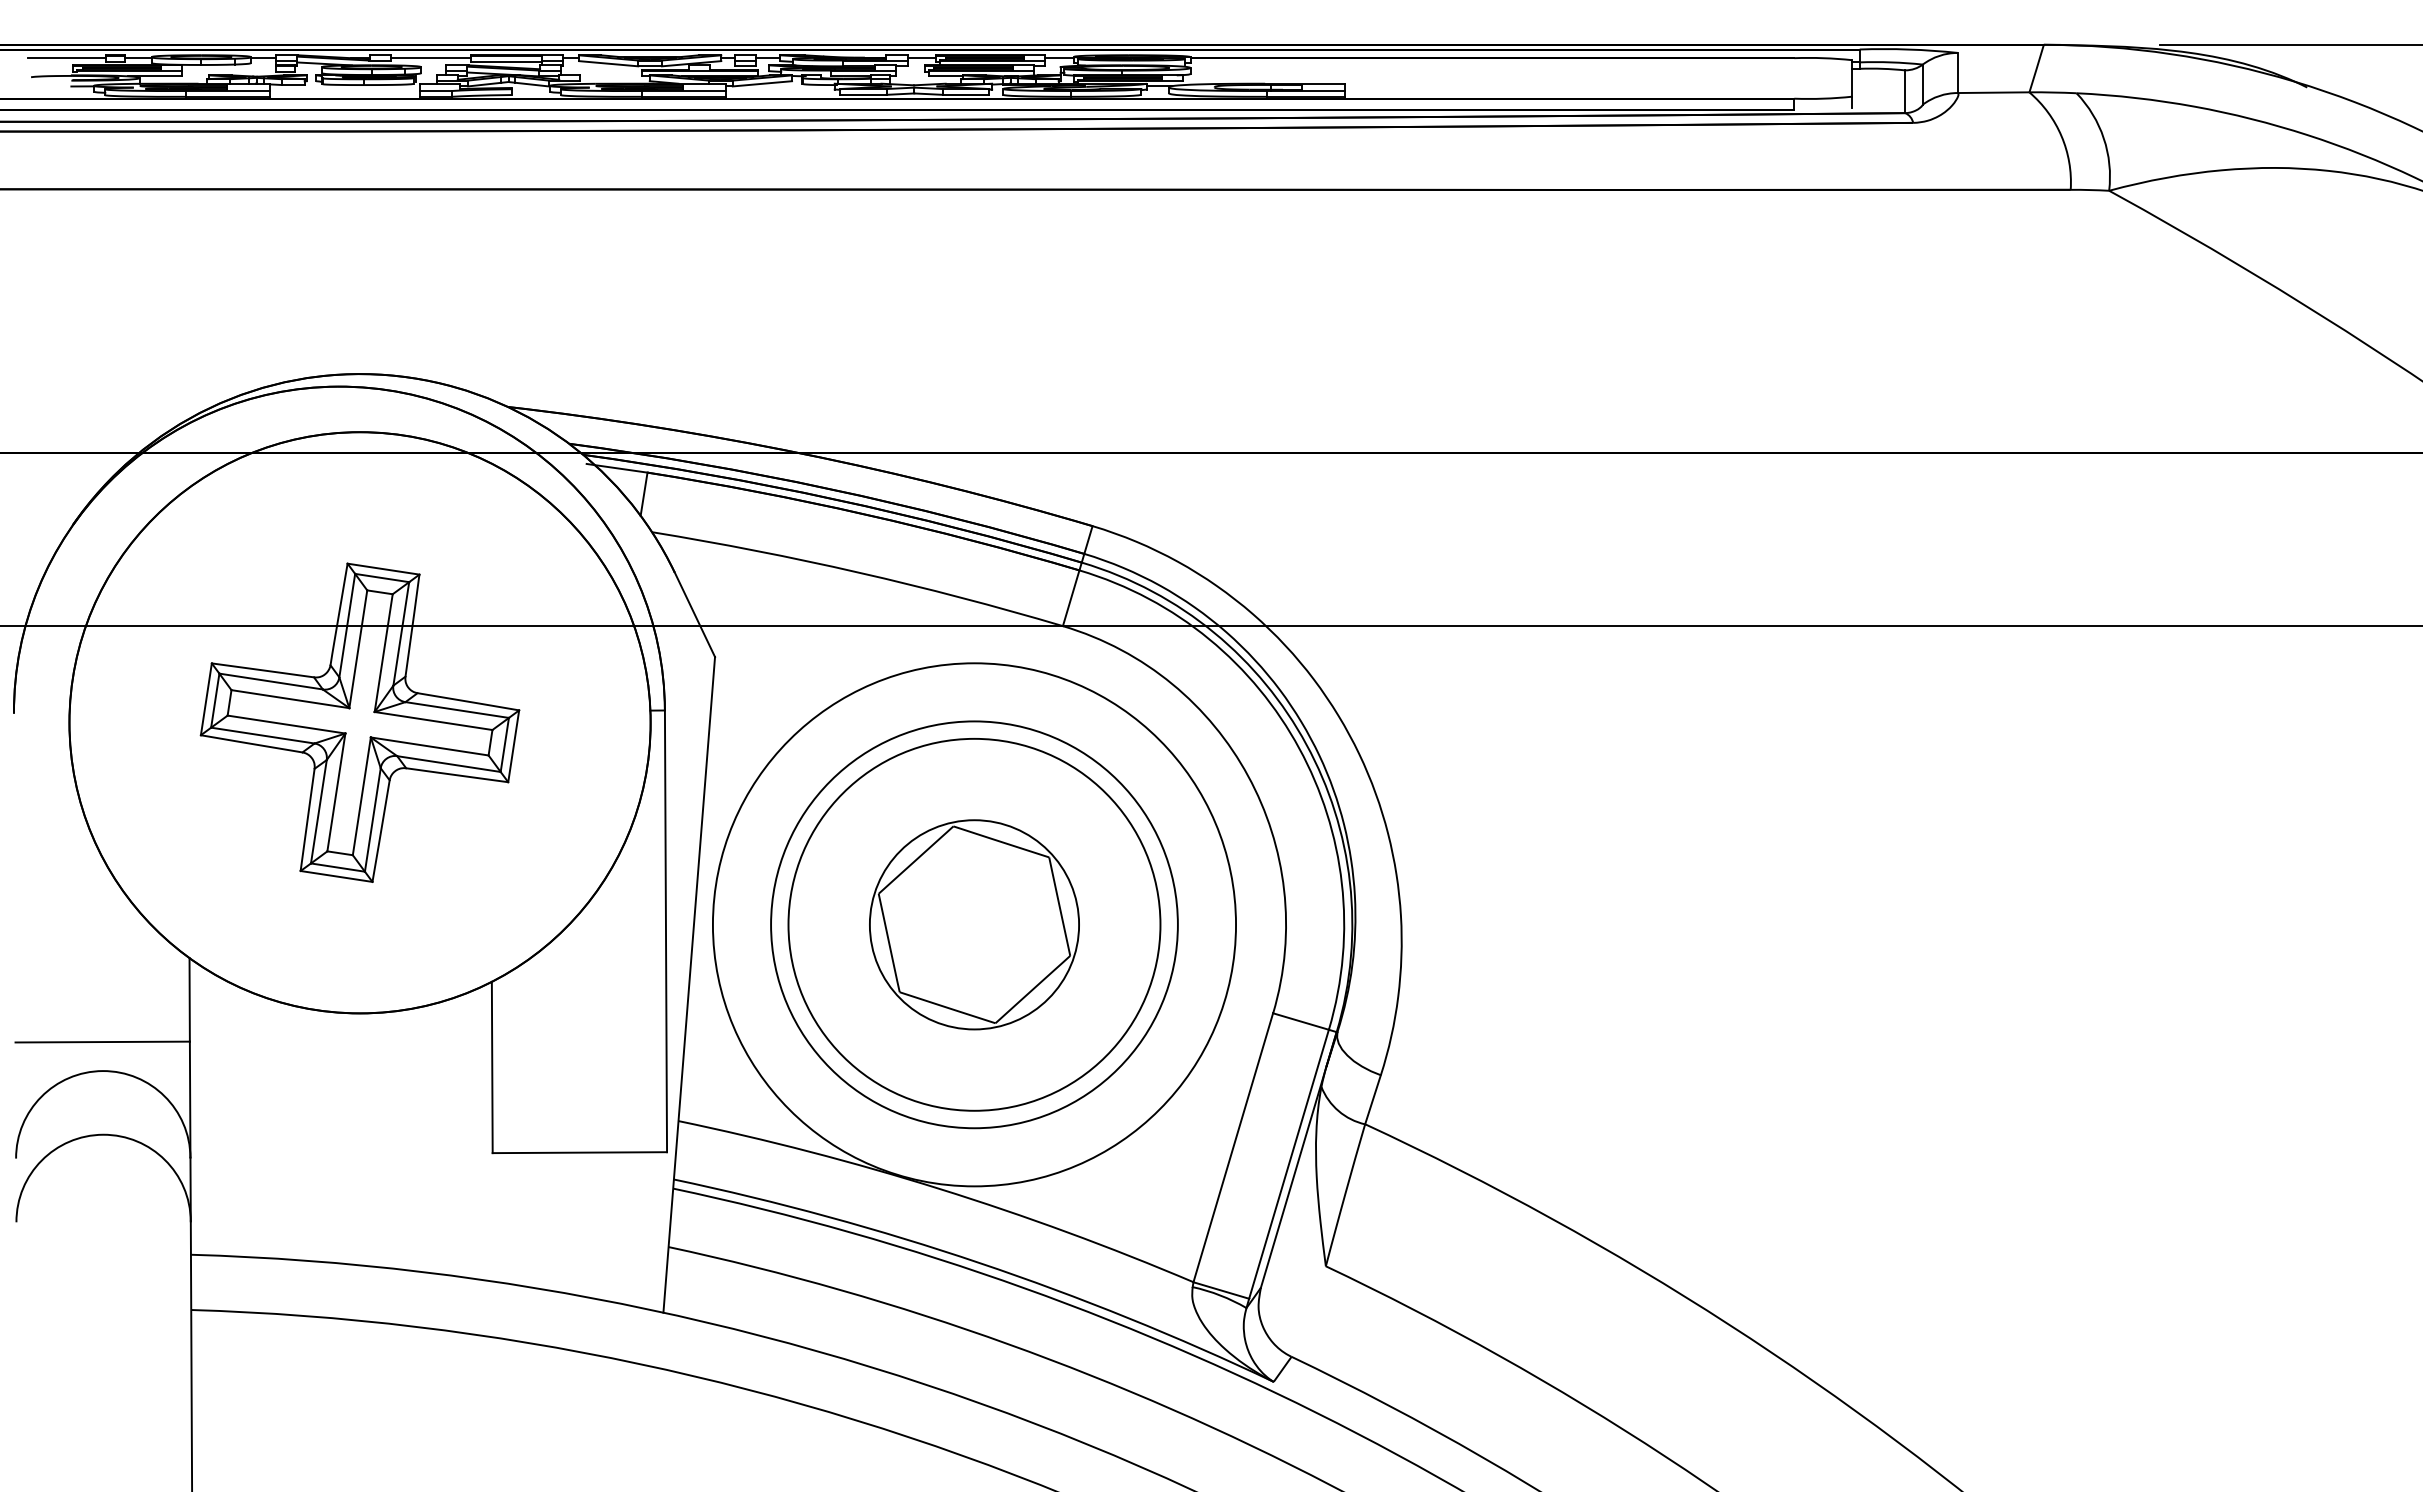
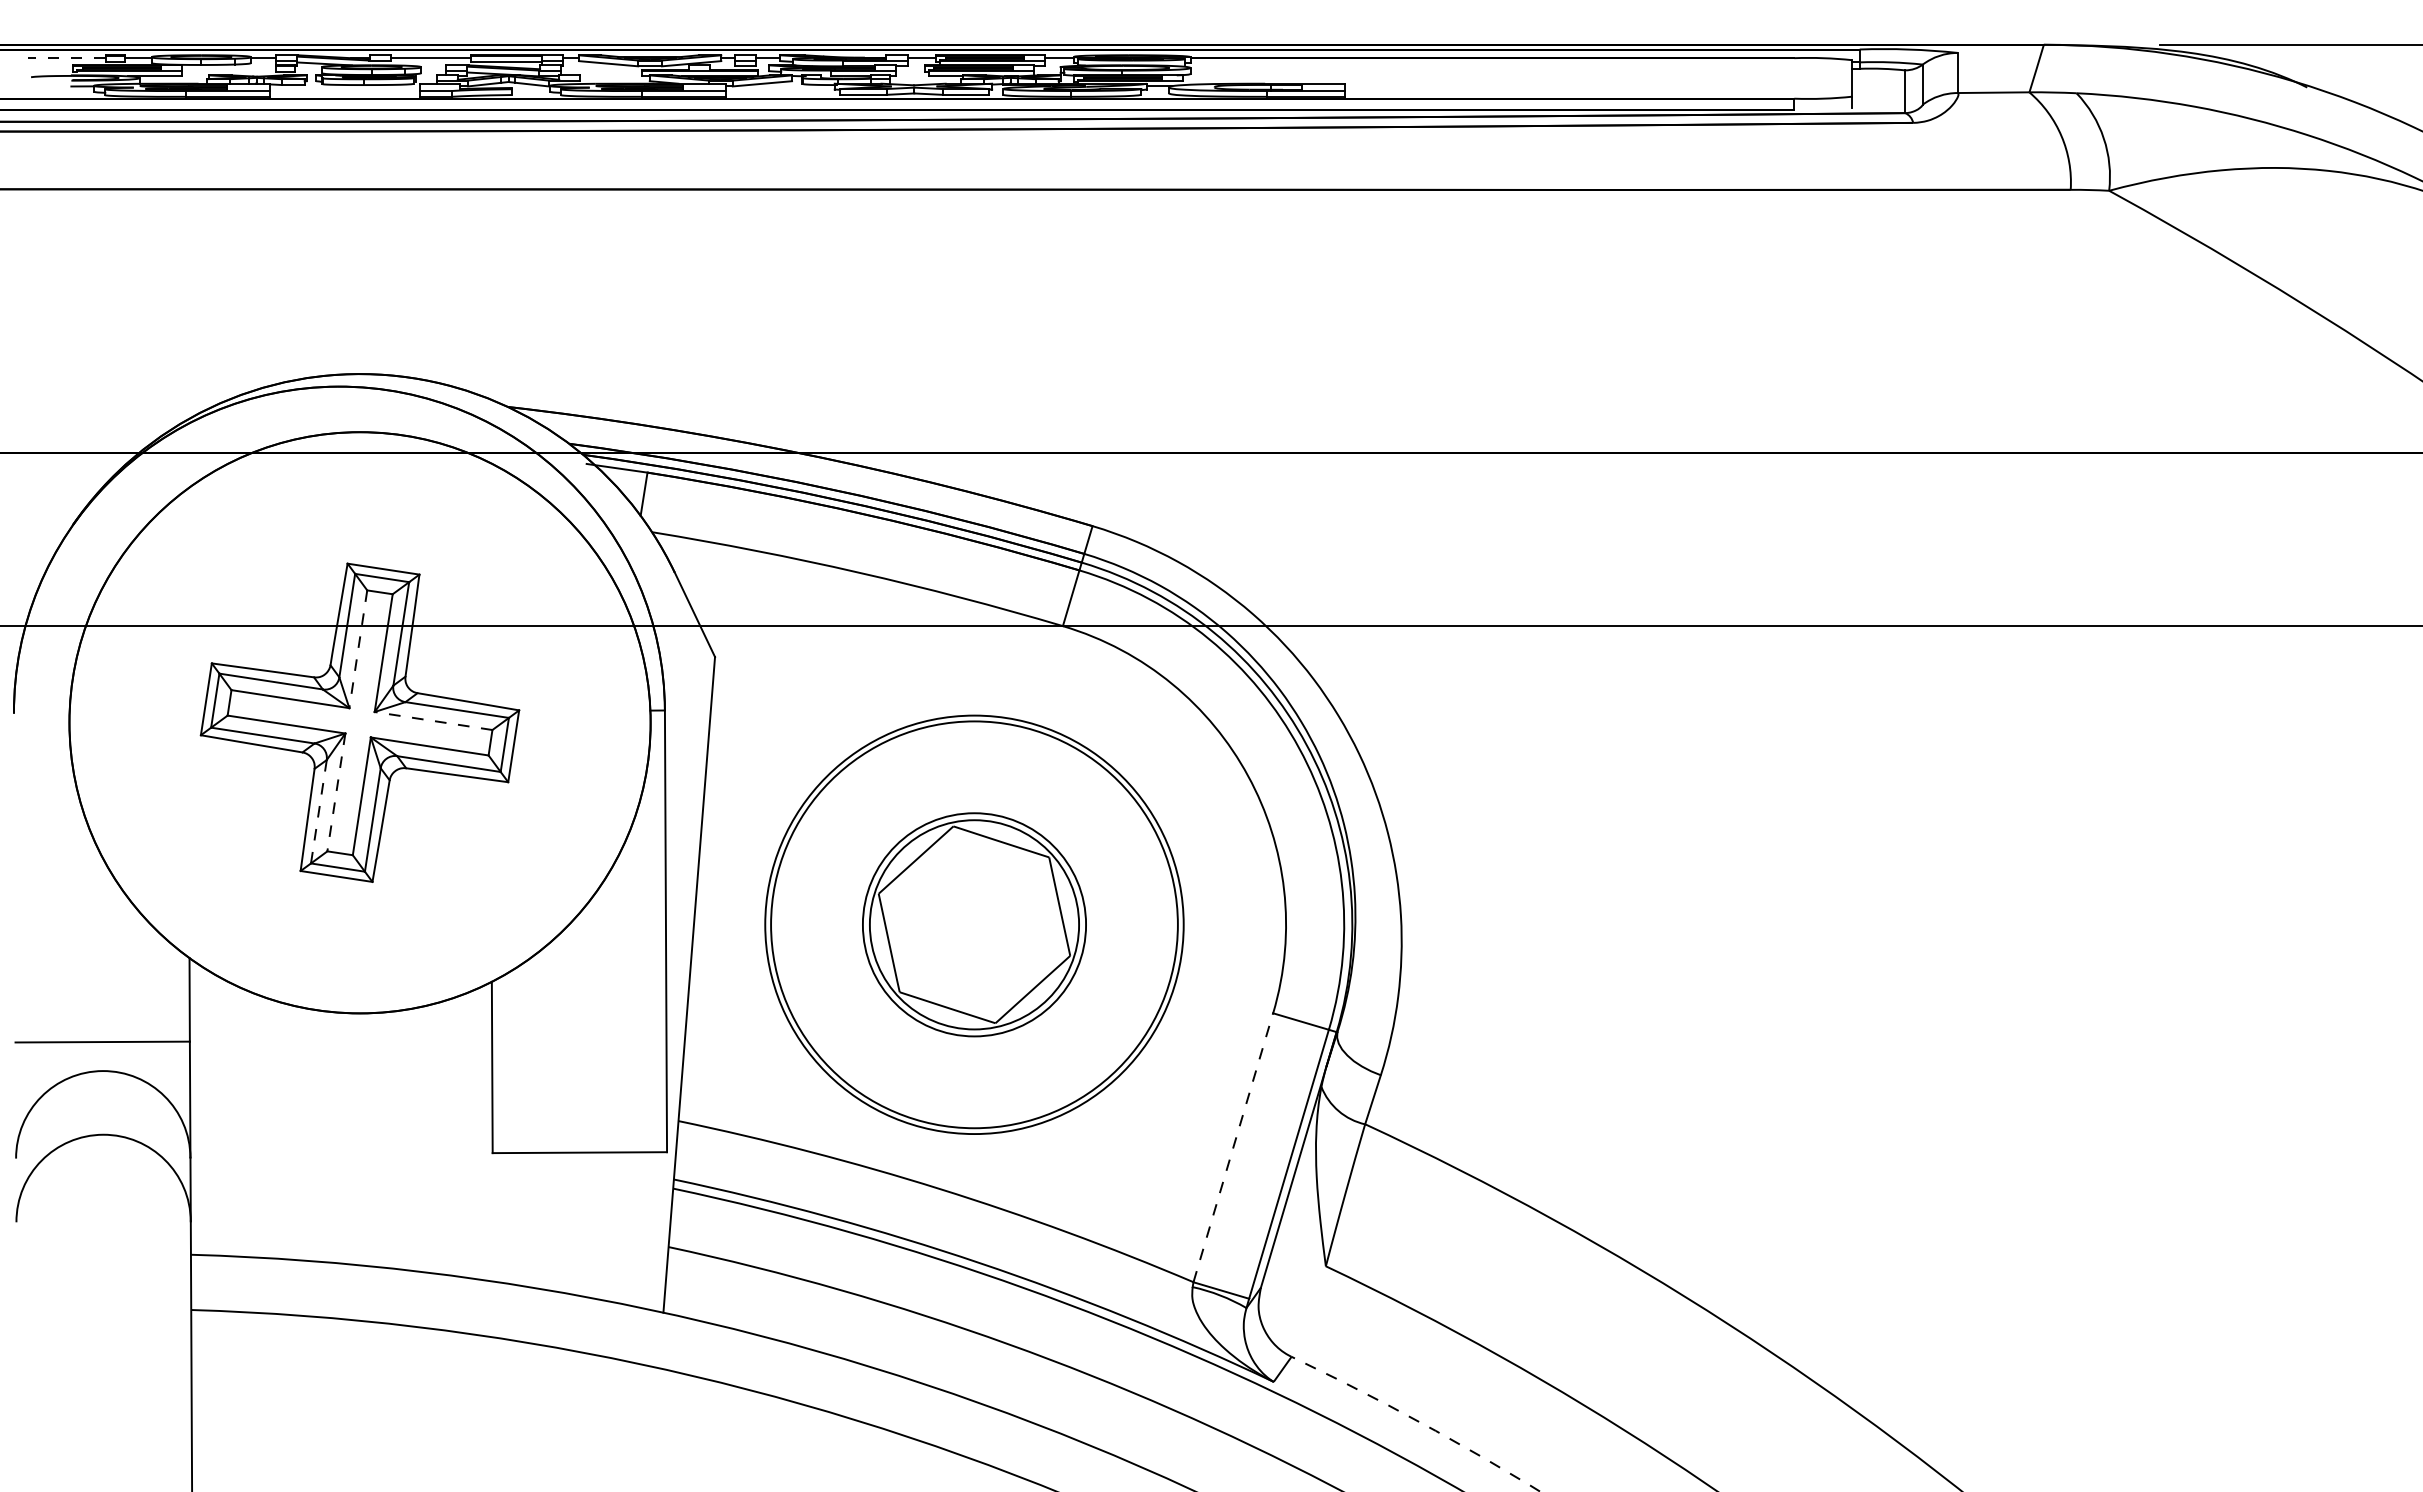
line: solid -> dashed (66, 58)
line: solid -> dashed (358, 649)
line: solid -> dashed (433, 721)
line: solid -> dashed (336, 792)
line: solid -> dashed (318, 811)
circle diameter: 372 px -> 223 px (974, 924)
circle diameter: 523 px -> 418 px (974, 924)
line: solid -> dashed (1233, 1147)
arc: solid -> dashed (1416, 1420)
